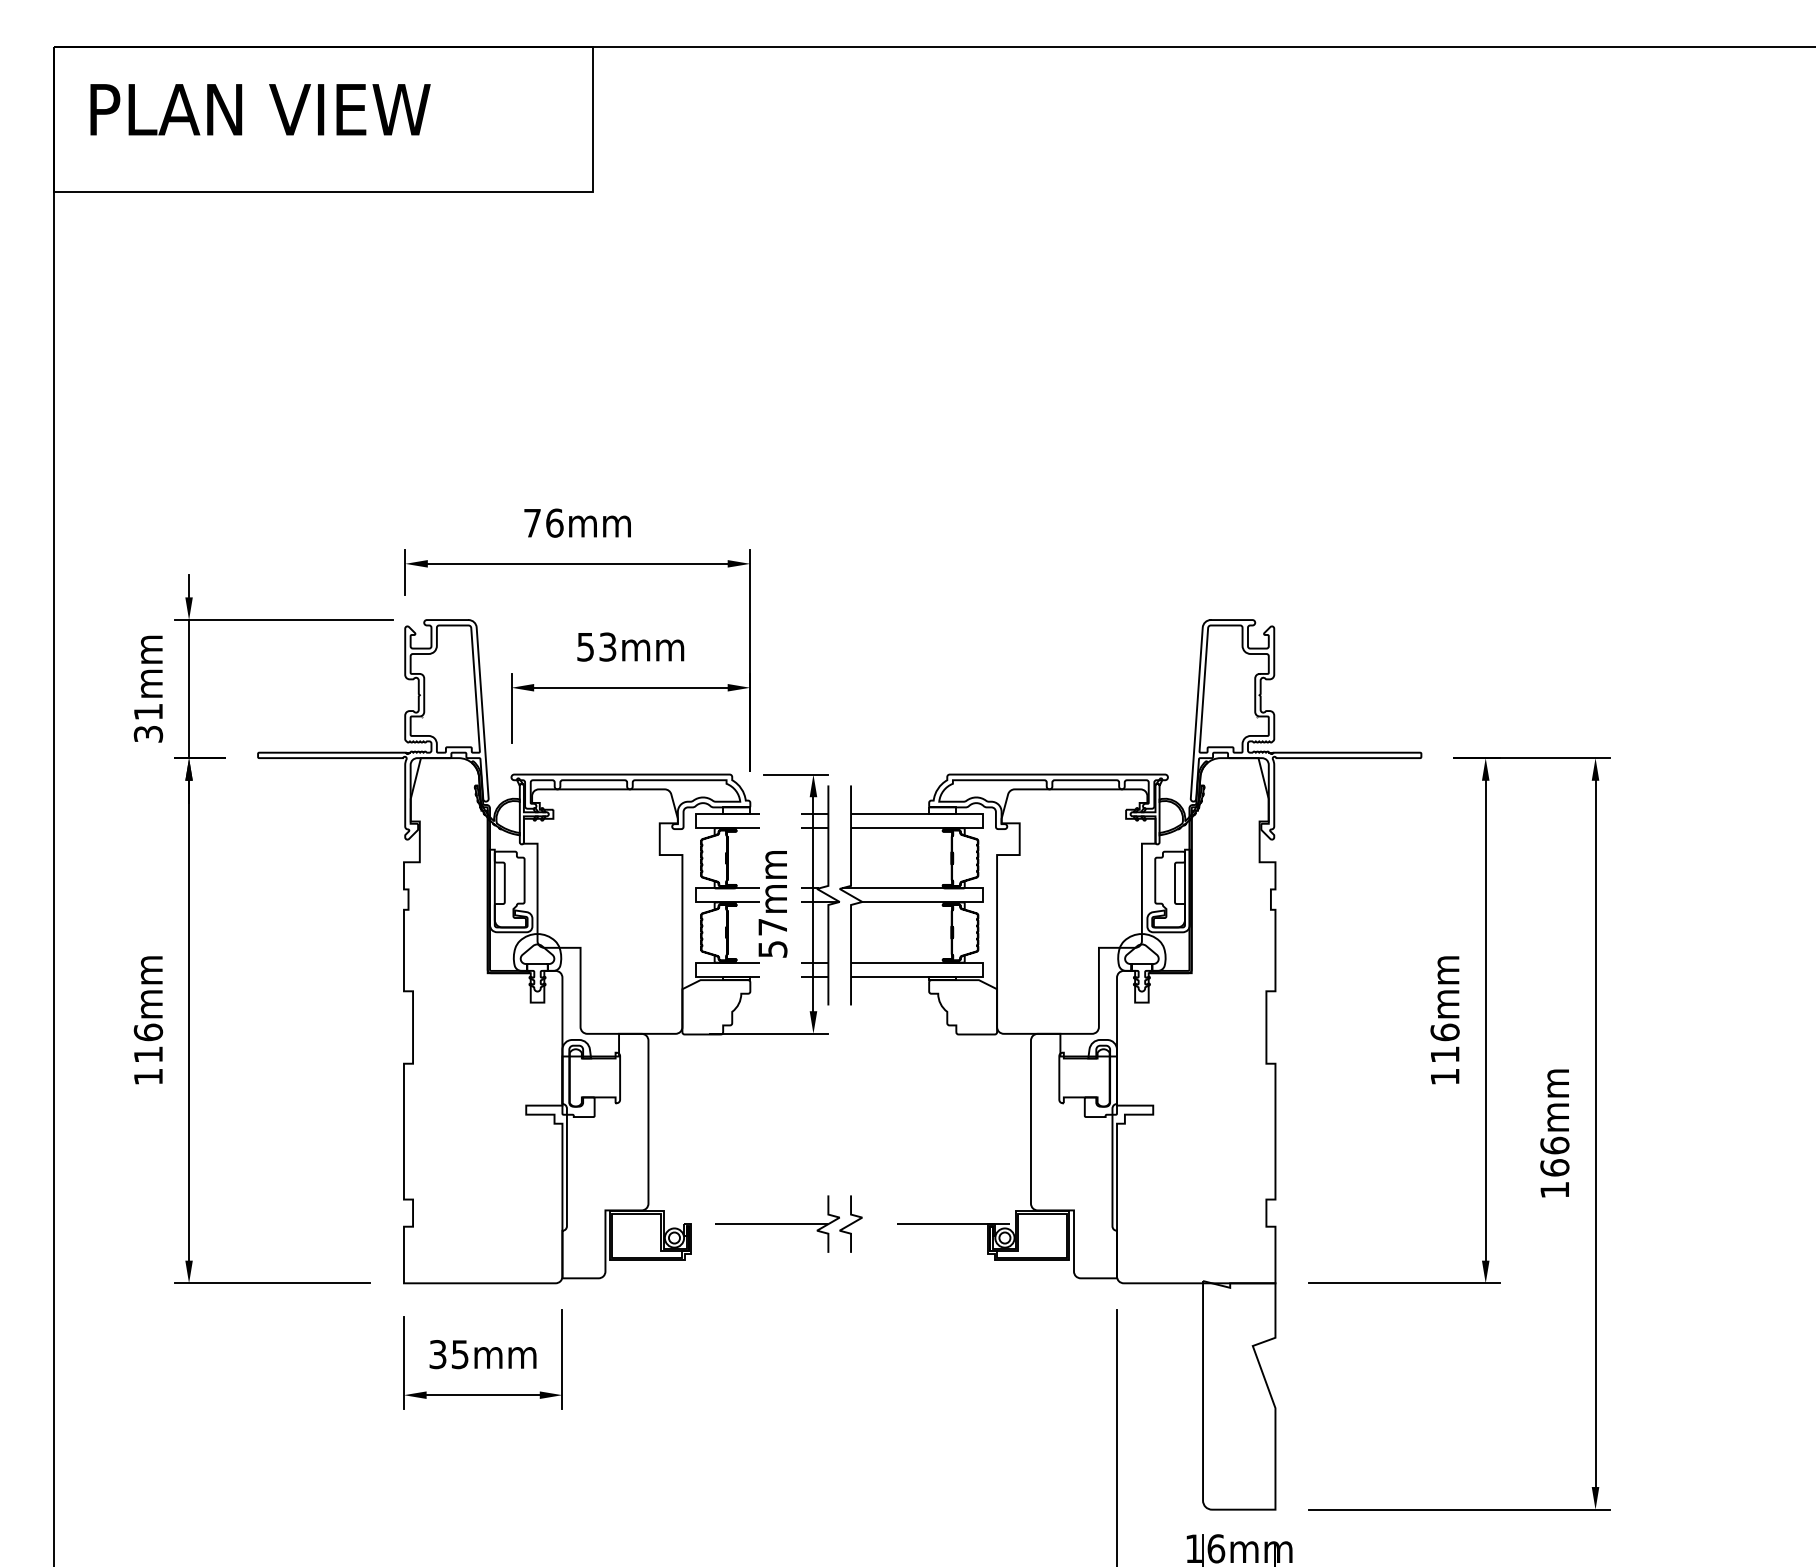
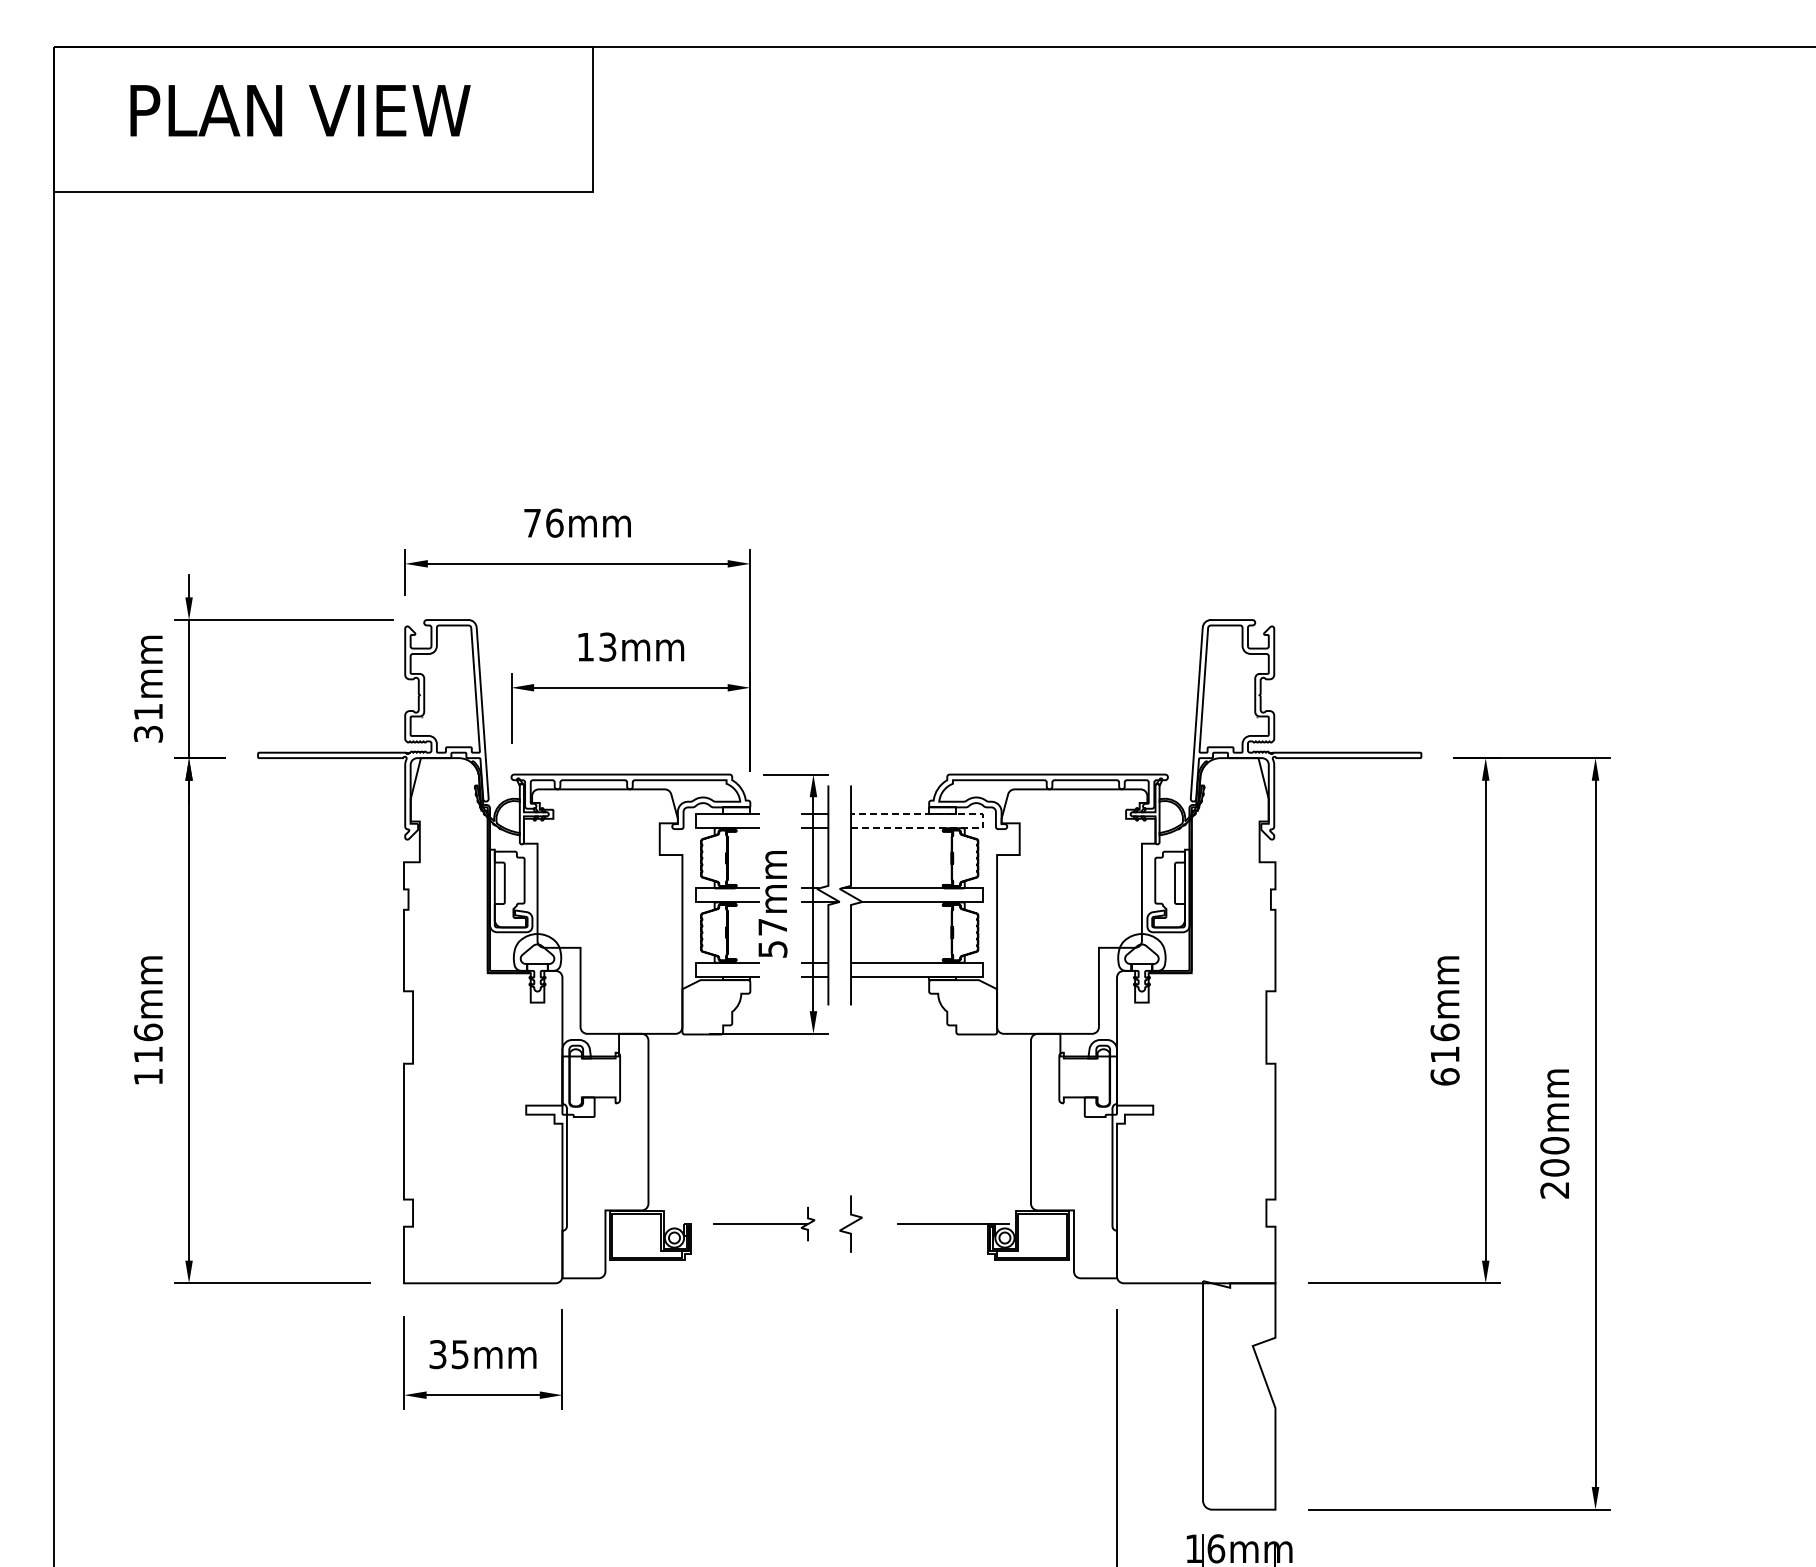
text position: (260, 109) -> (300, 110) (300, 110)
text: 53mm -> 13mm (585, 647)
line: solid -> dashed (983, 820)
text: 116mm -> 616mm (1444, 1076)
text: 166mm -> 200mm (1554, 1167)
part size: 125x58 px -> 82x36 px (774, 1223)
